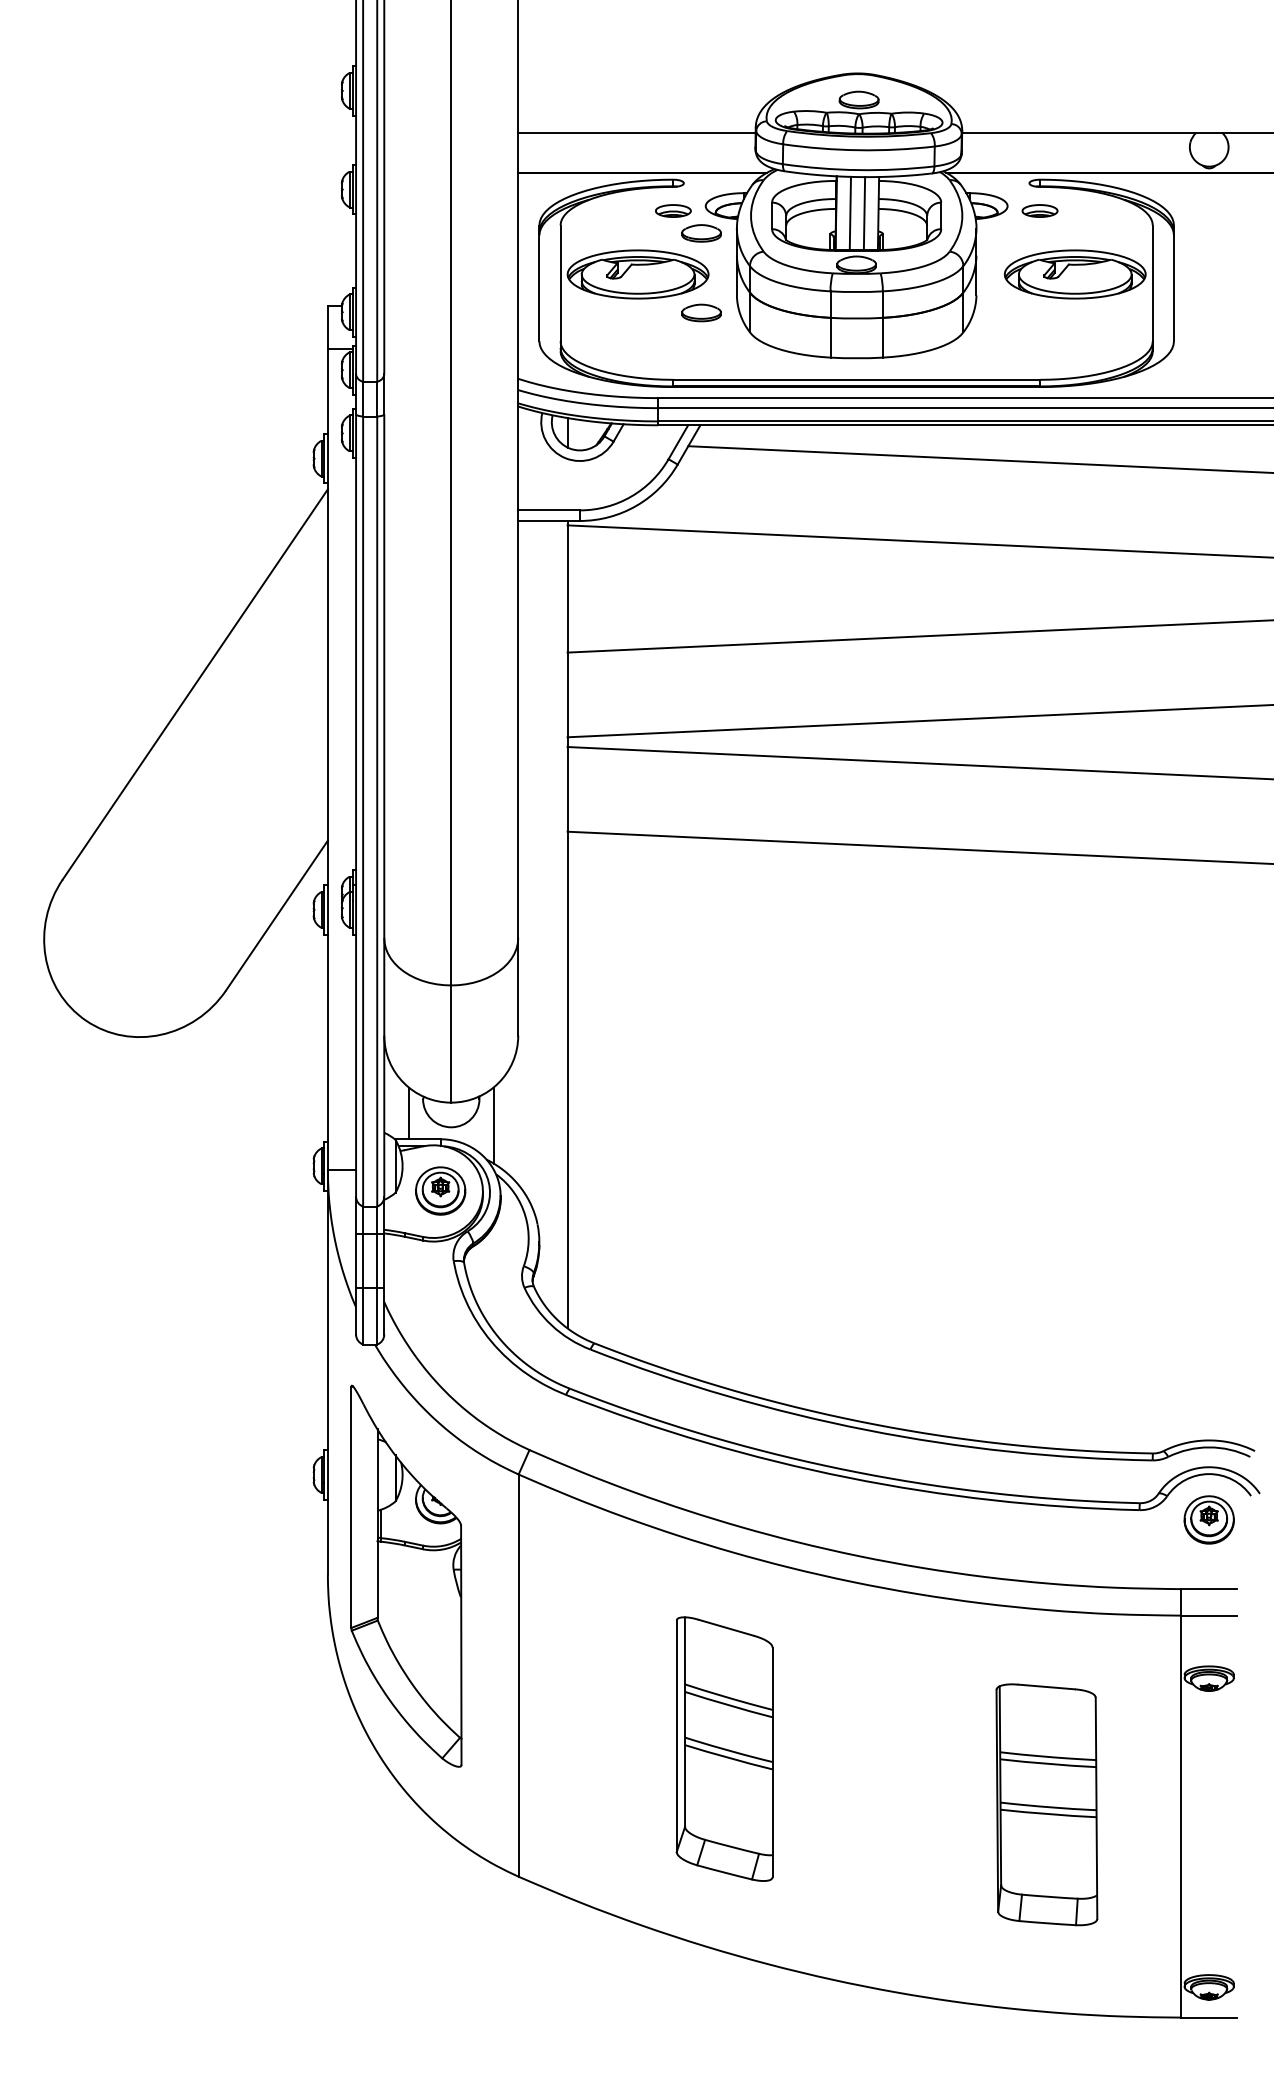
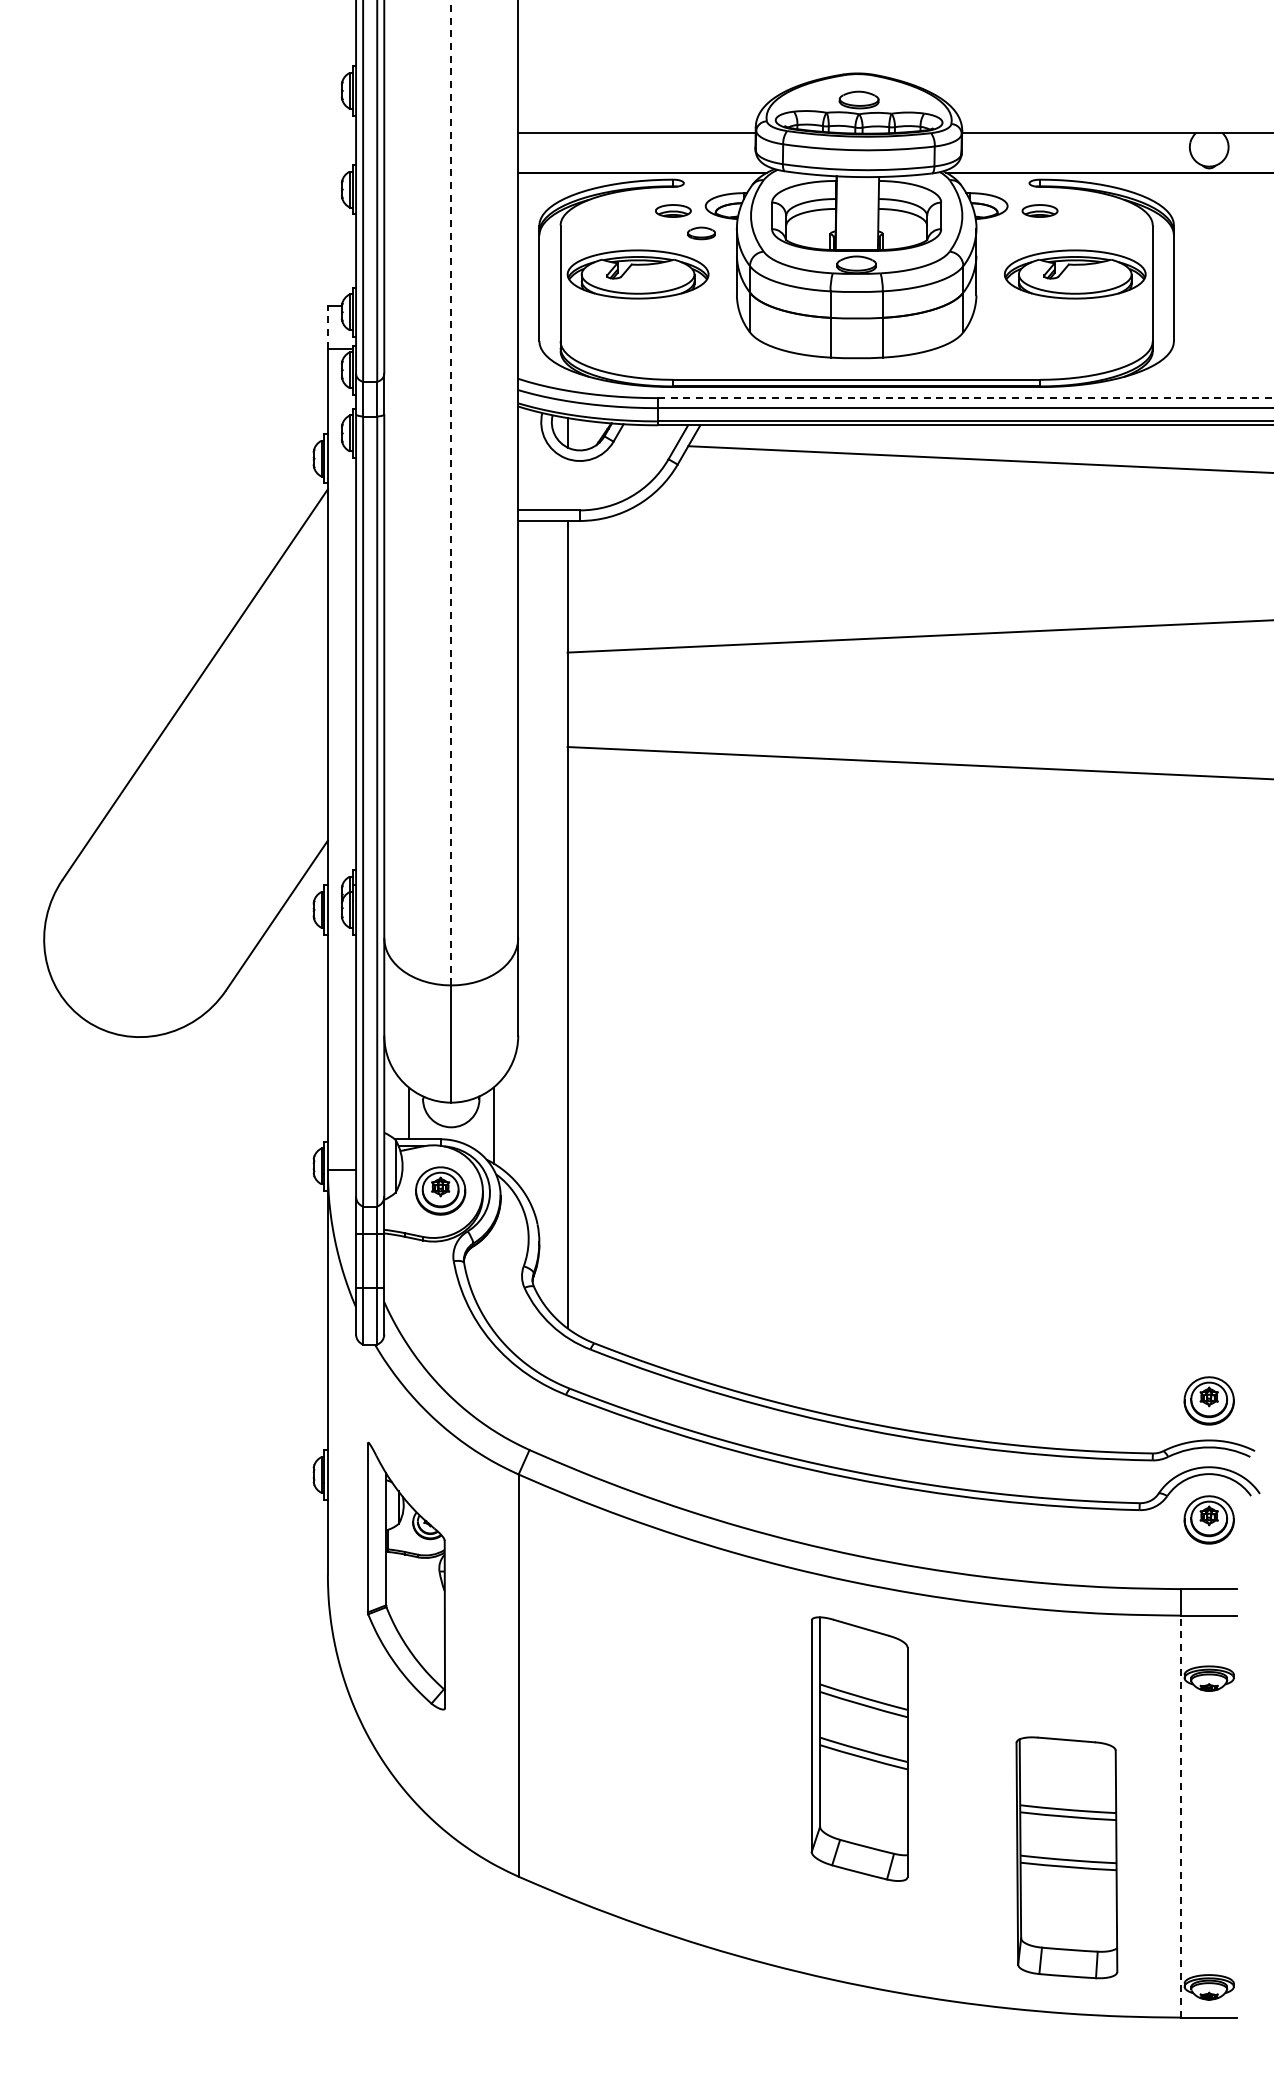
line: present -> none (850, 213)
line: present -> none (864, 213)
part size: 41x19 px -> 29x15 px (701, 233)
part: present -> none (701, 312)
line: solid -> dashed (327, 327)
line: solid -> dashed (965, 398)
line: solid -> dashed (451, 492)
line: present -> none (918, 541)
line: present -> none (918, 721)
line: present -> none (918, 847)
part: none -> present (1208, 1400)
part size: 113x384 px -> 80x270 px (405, 1575)
part position: (724, 1748) -> (859, 1748) (859, 1748)
part position: (1046, 1804) -> (1066, 1857) (1066, 1857)
line: solid -> dashed (1181, 1816)
